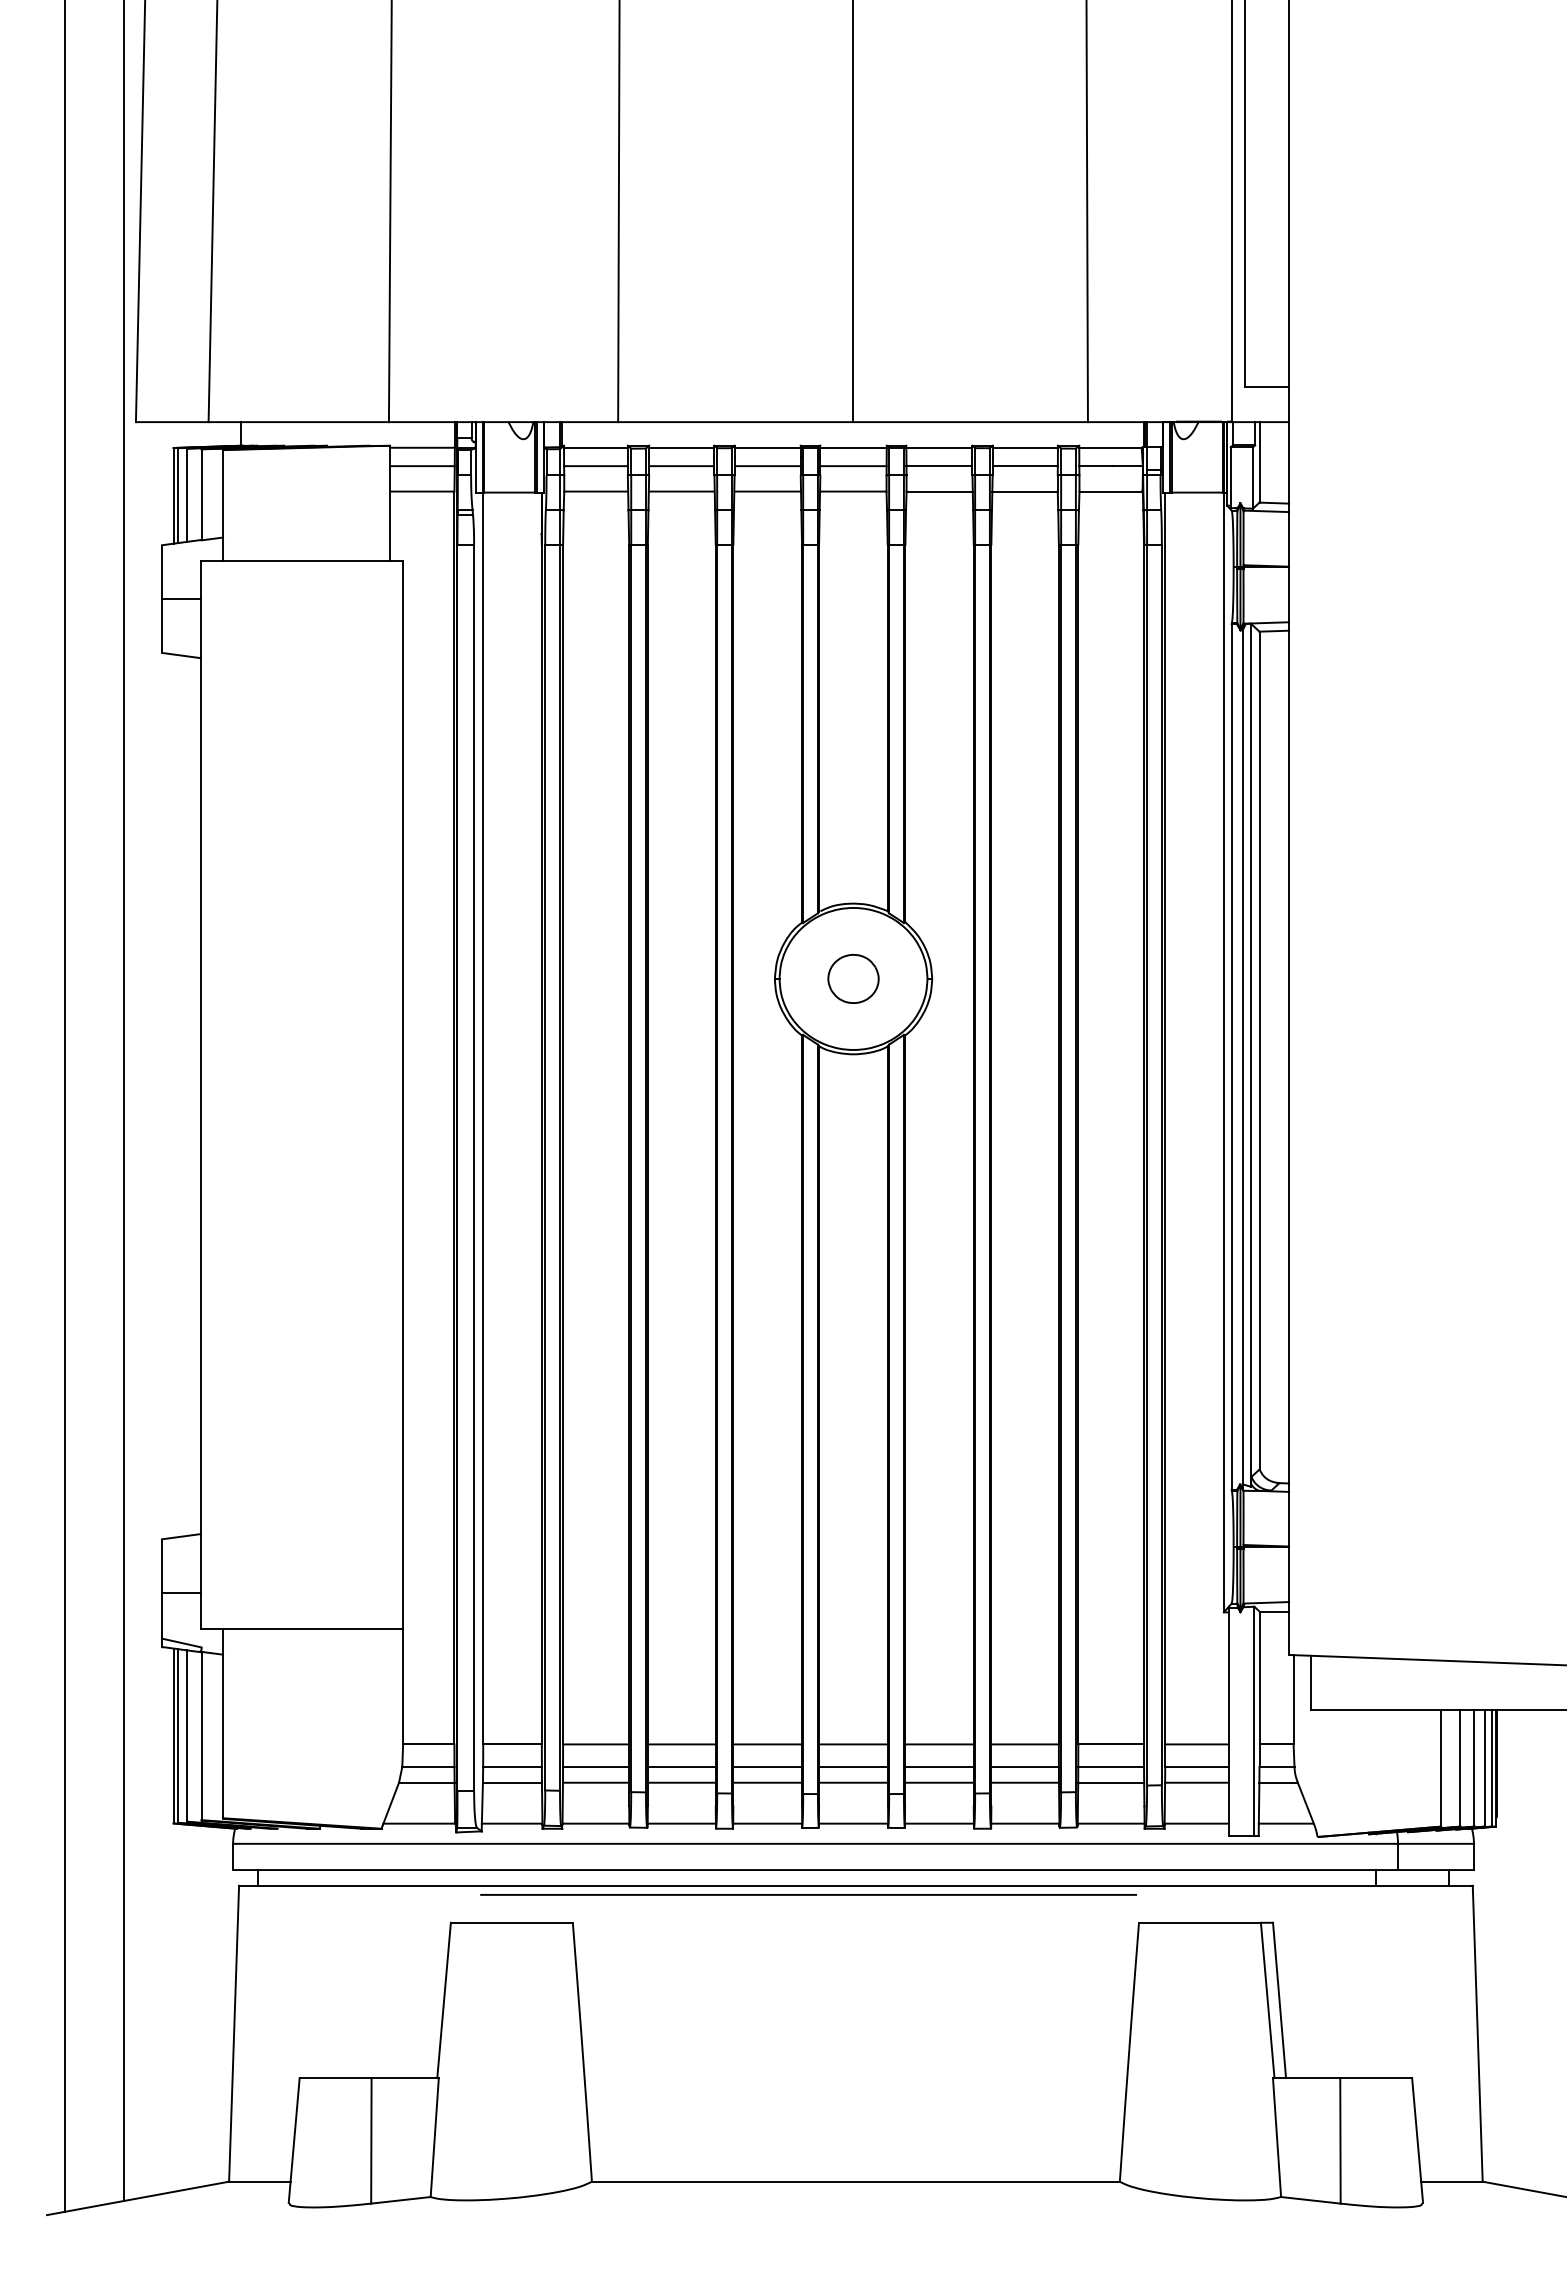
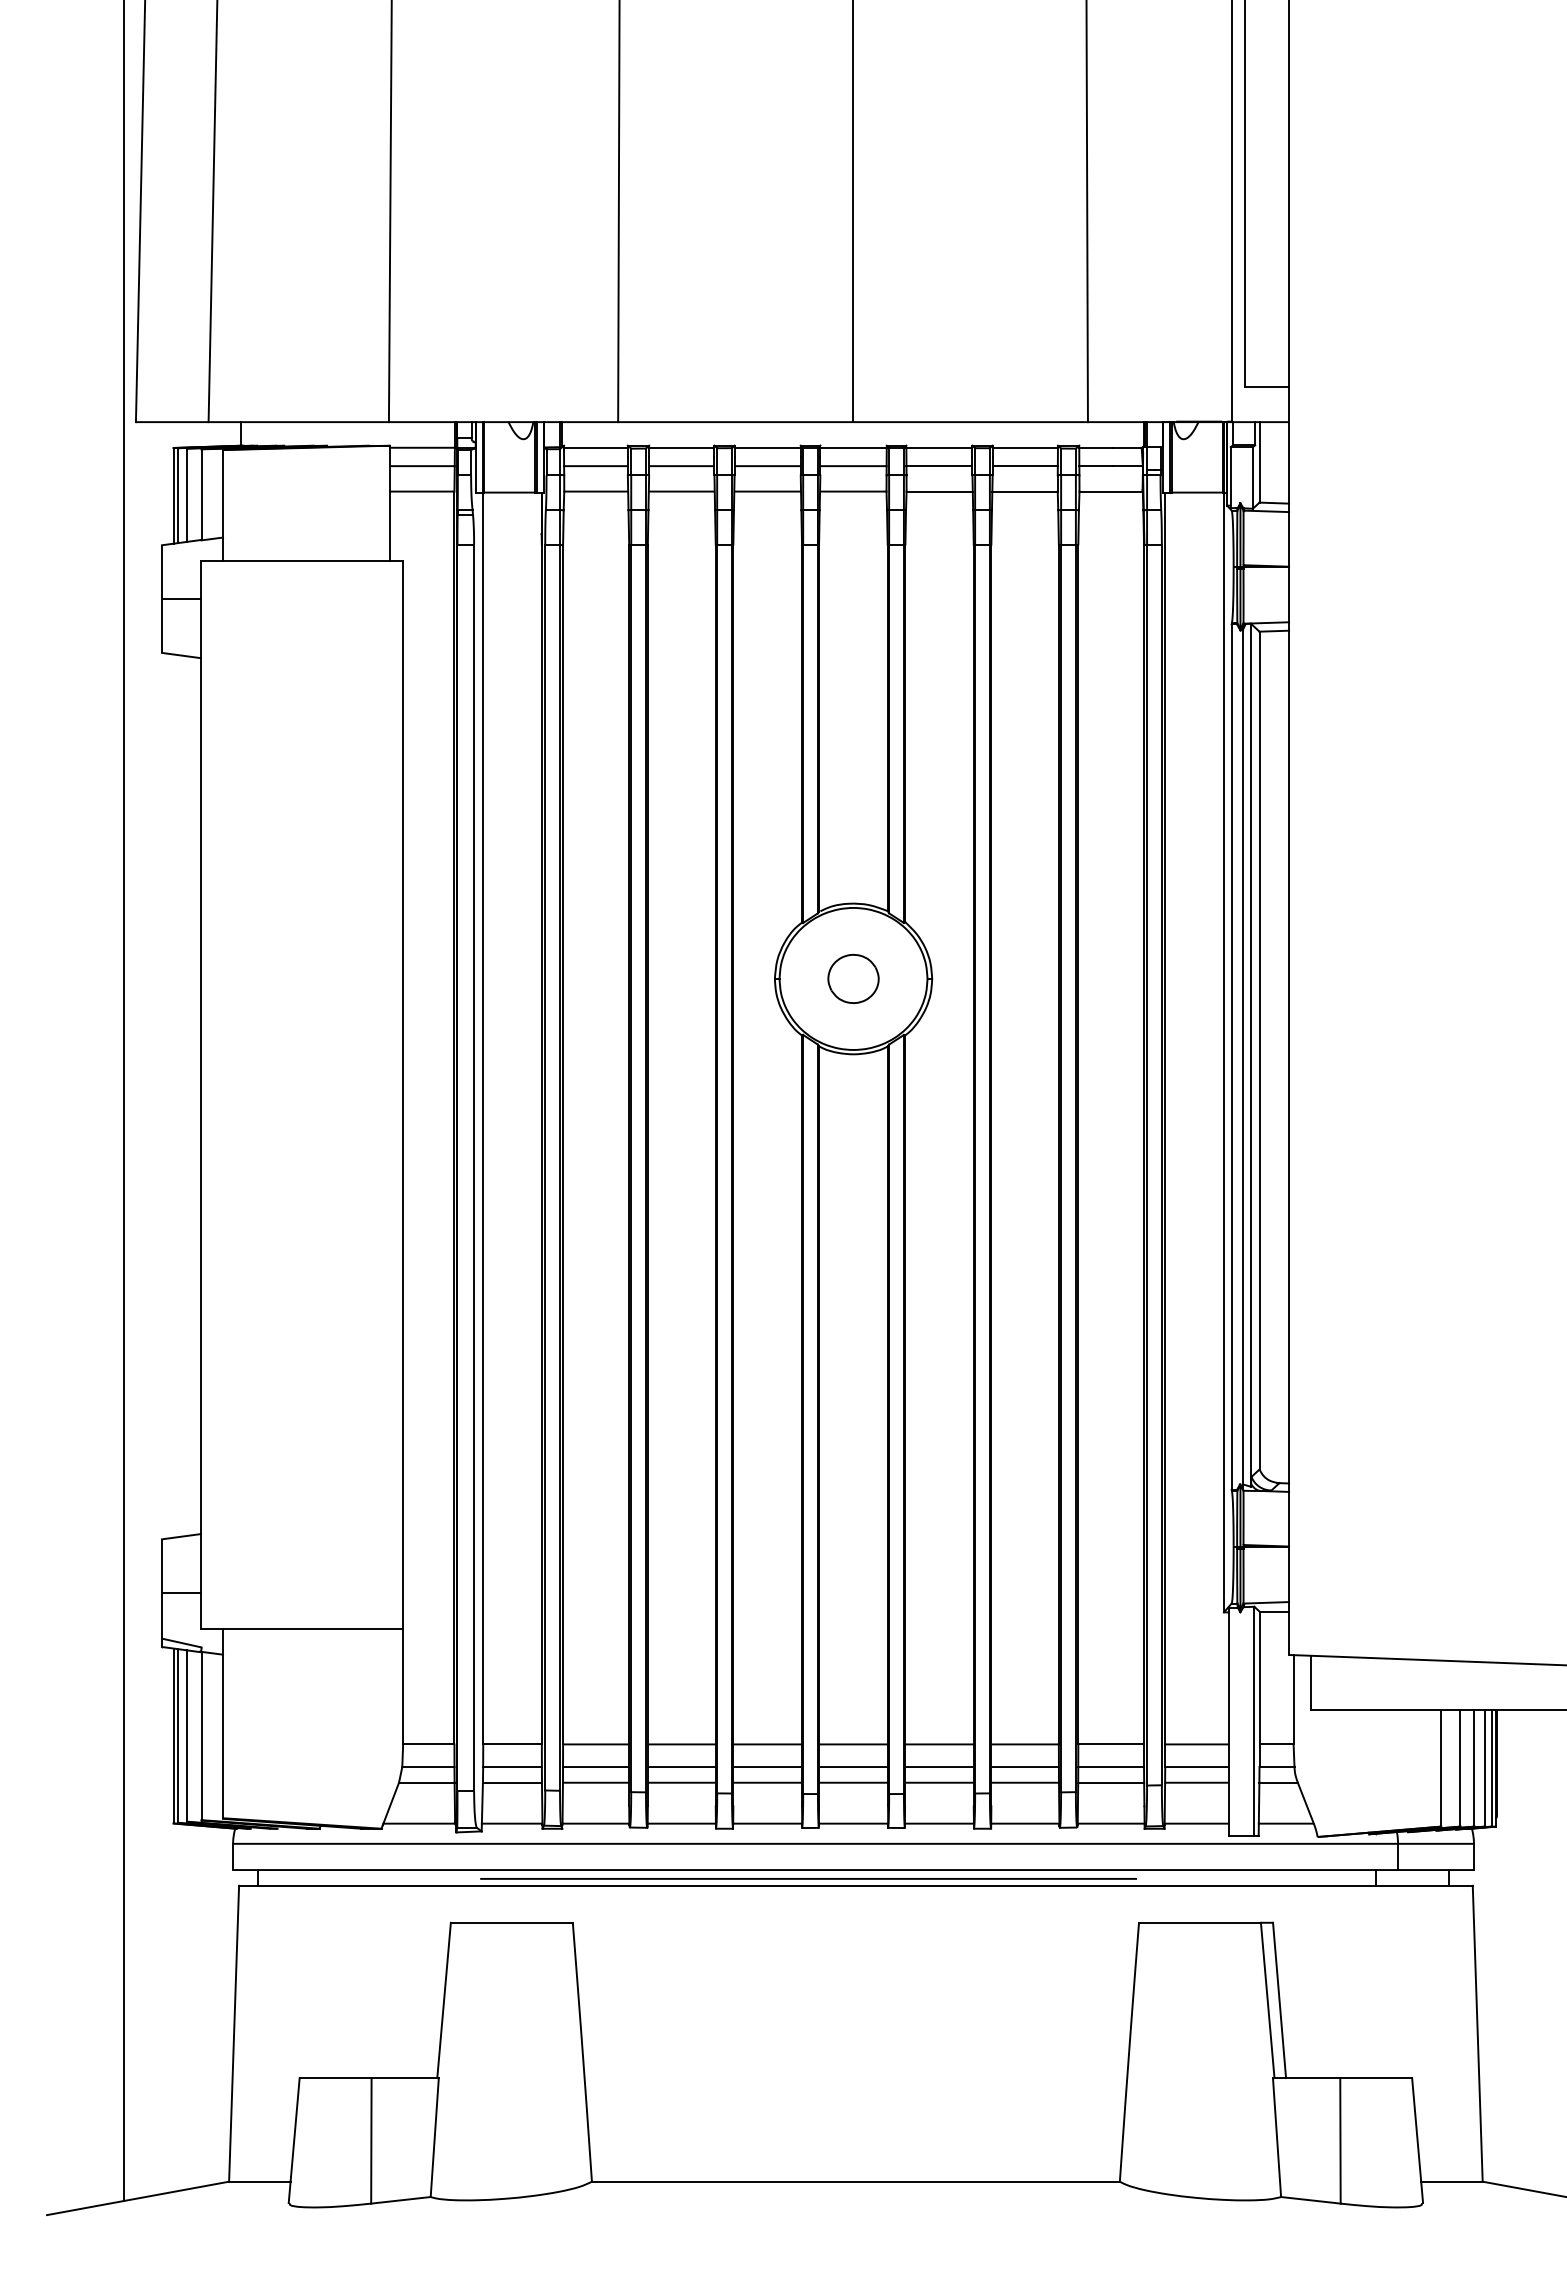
line: present -> none (64, 1106)
line position: (808, 1894) -> (808, 1878) (808, 1878)
